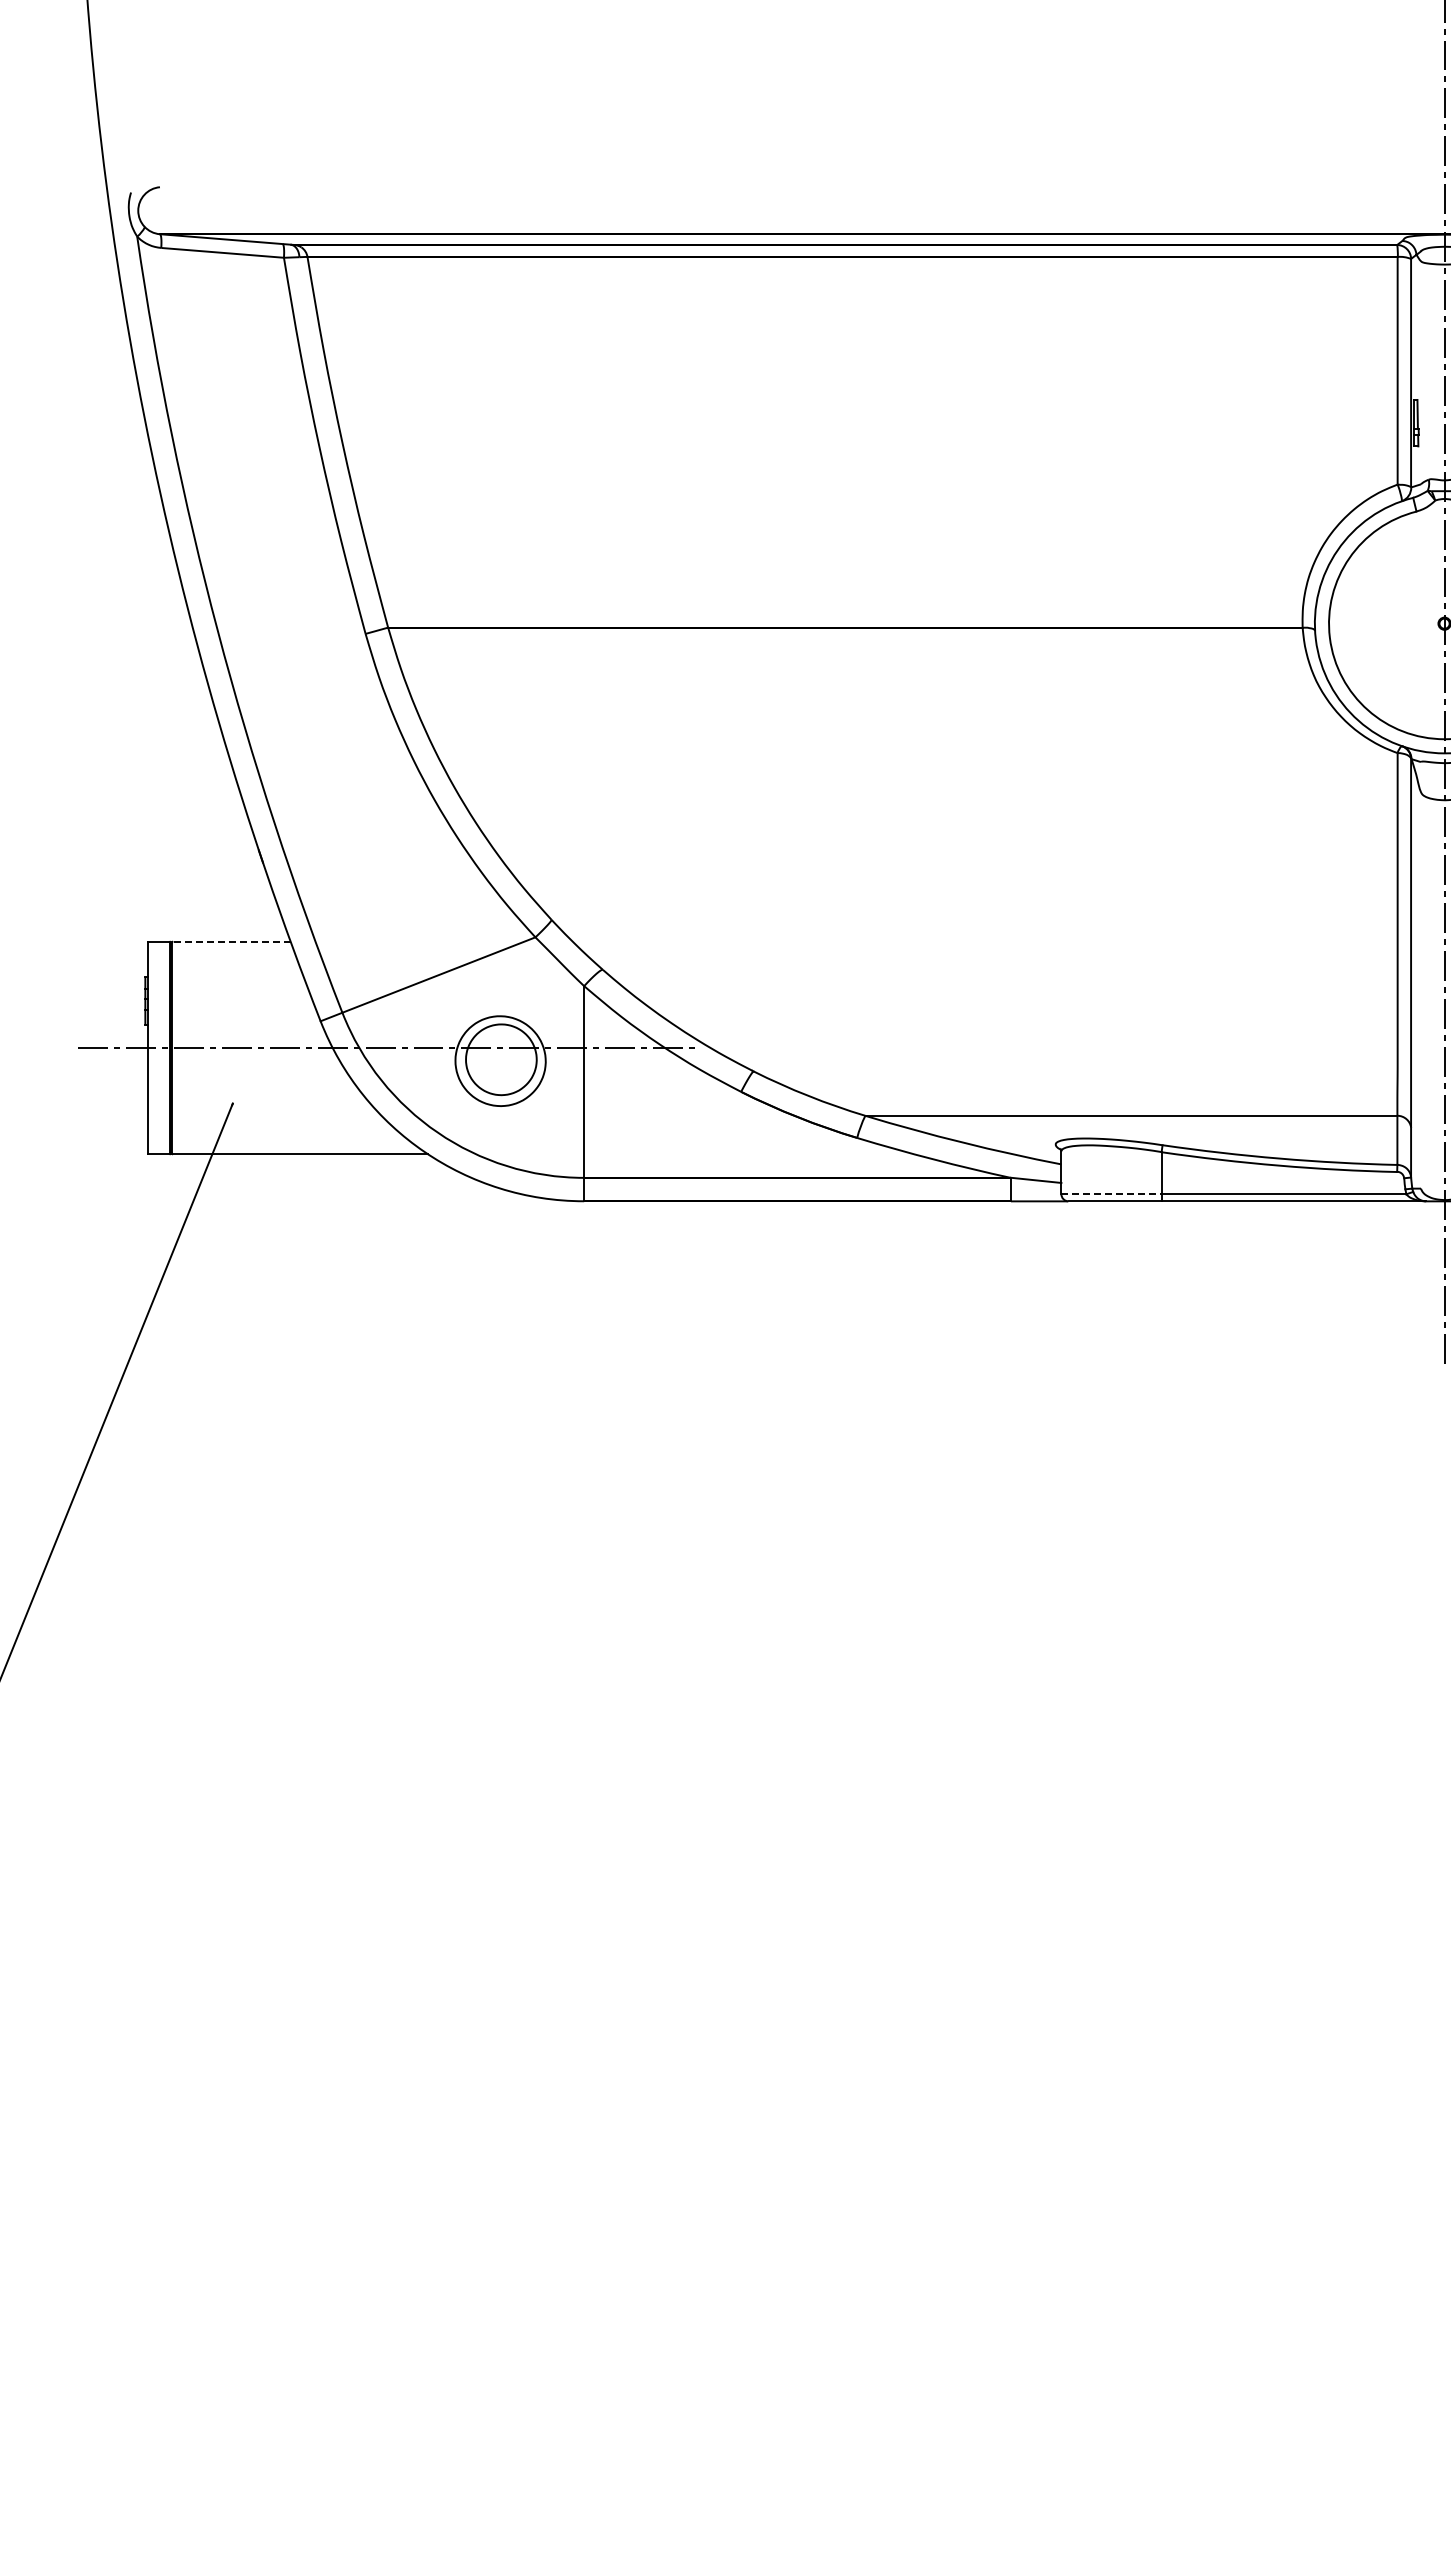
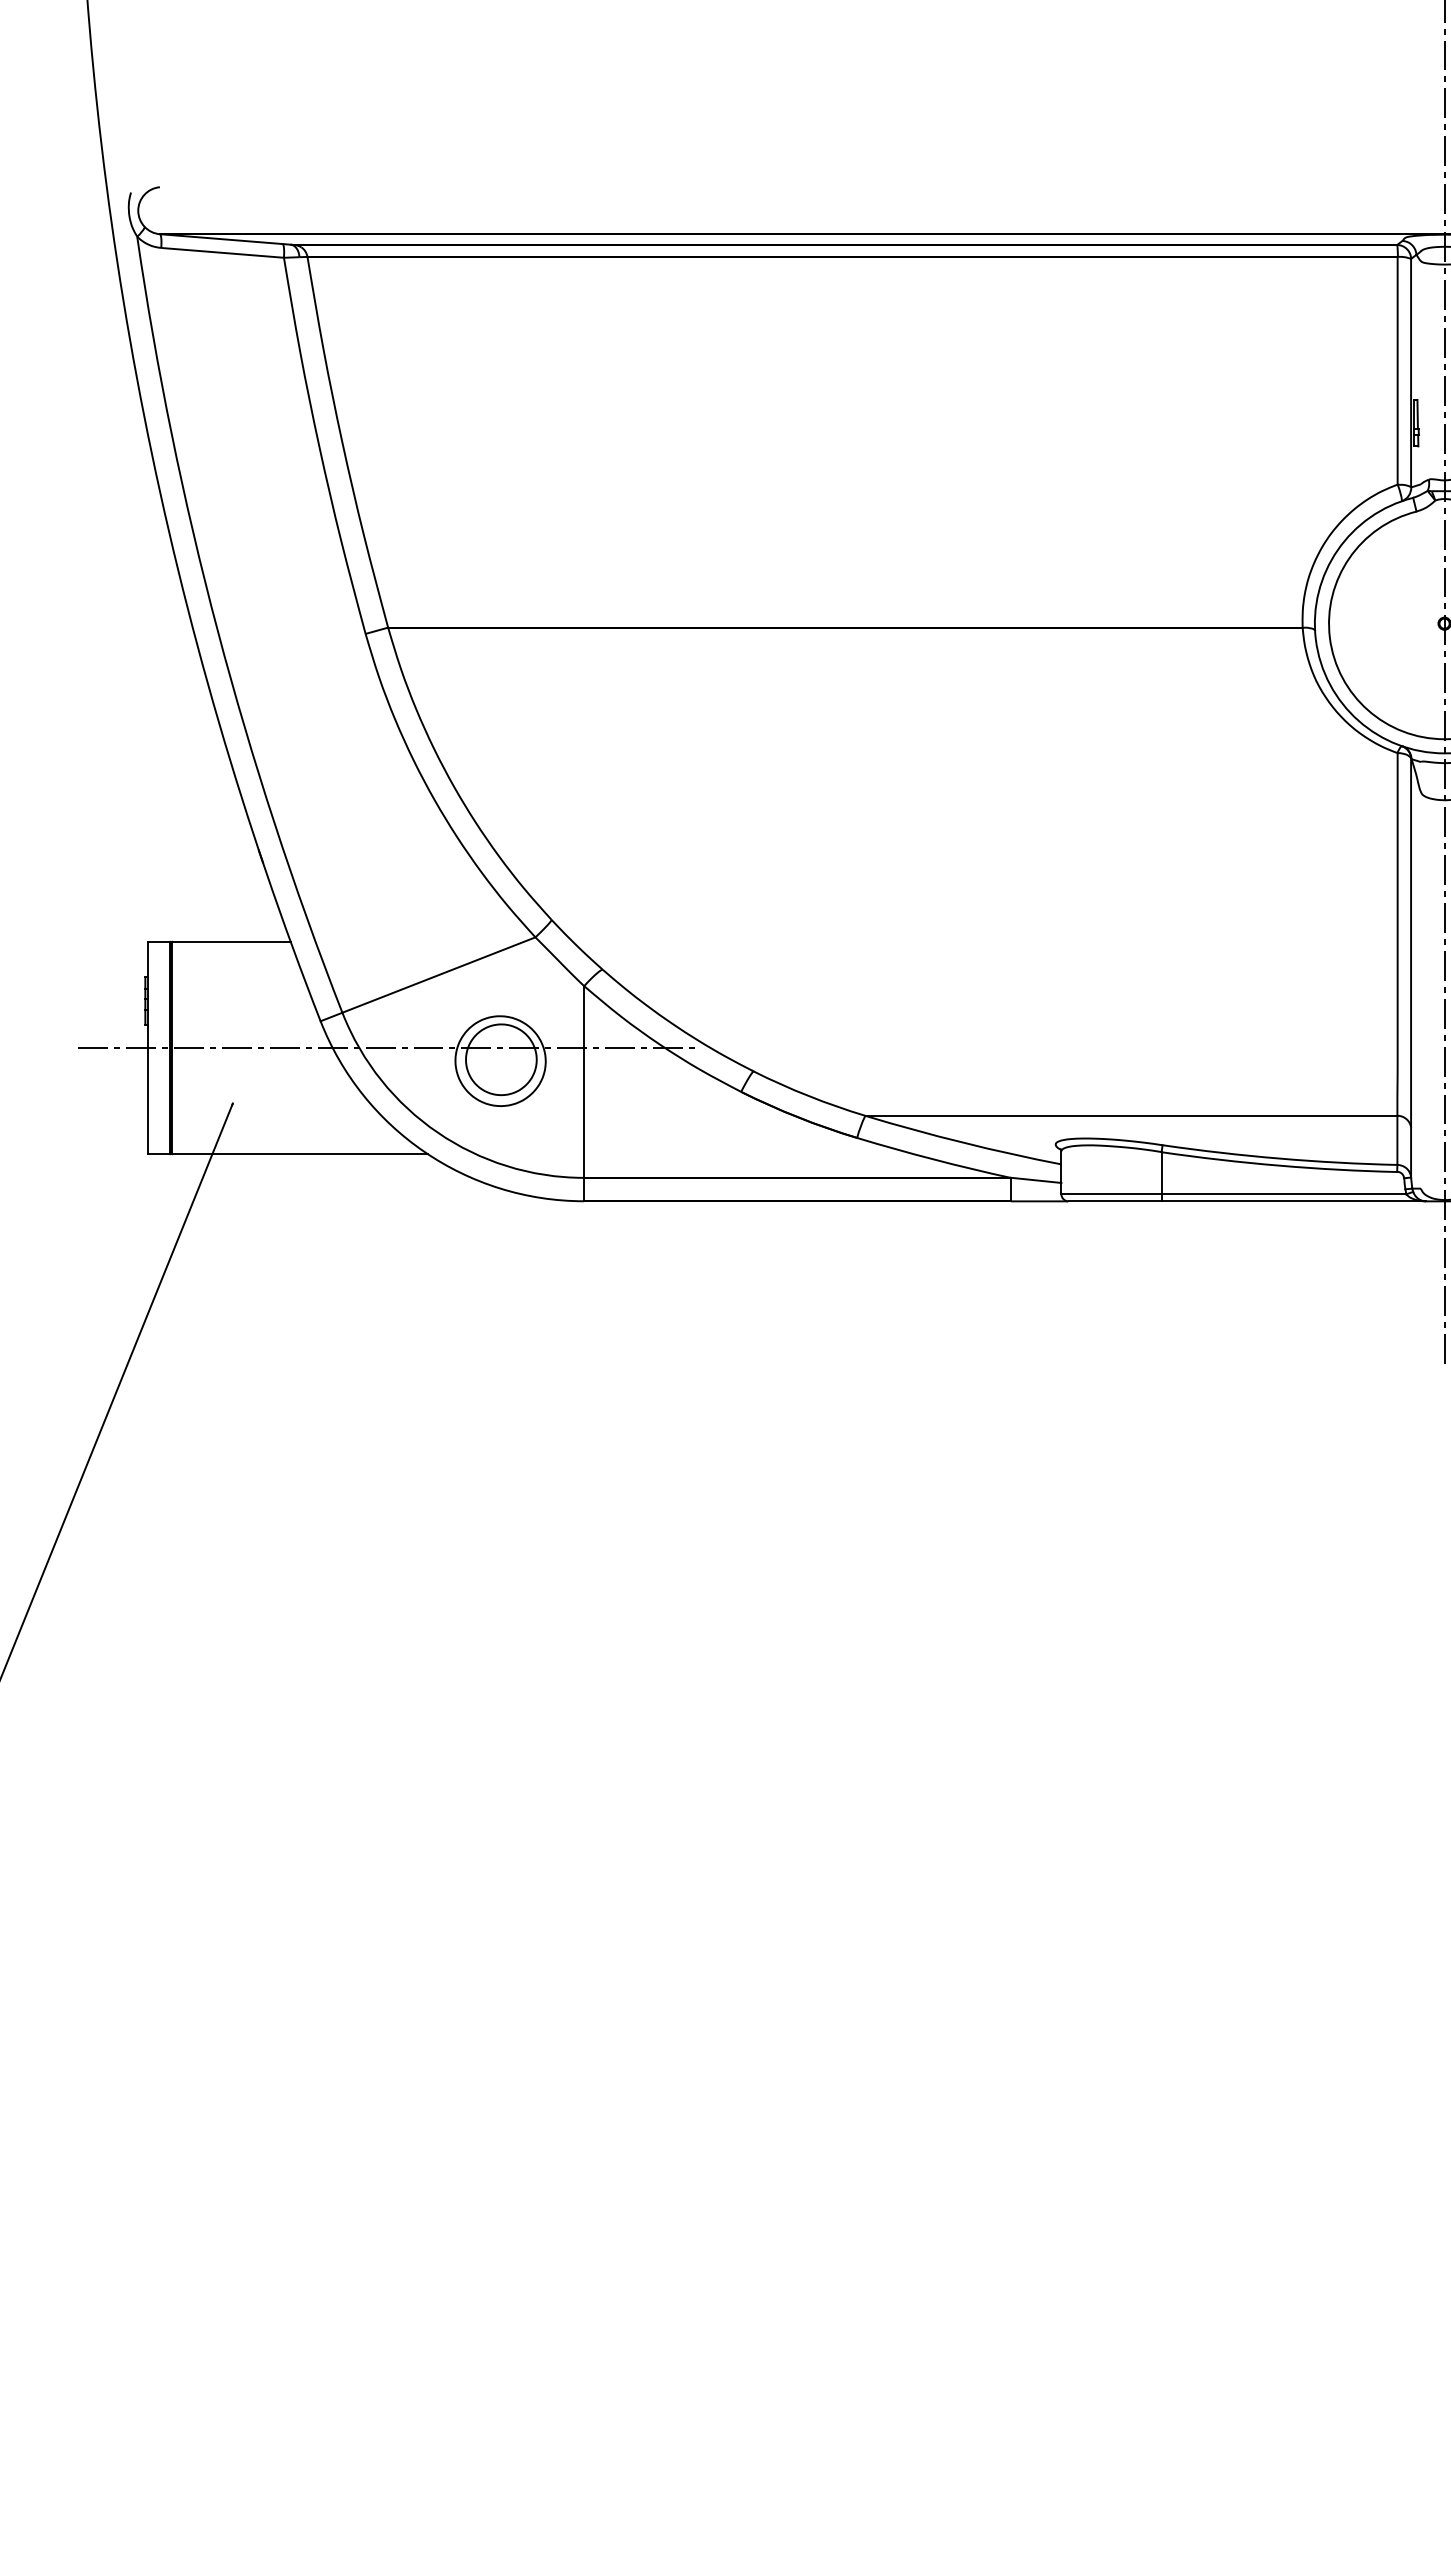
line: dashed -> solid (231, 941)
line: dashed -> solid (1112, 1194)
